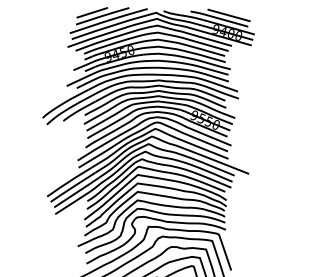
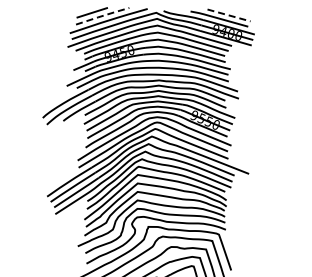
line: solid -> dashed (102, 15)
line: solid -> dashed (229, 15)
